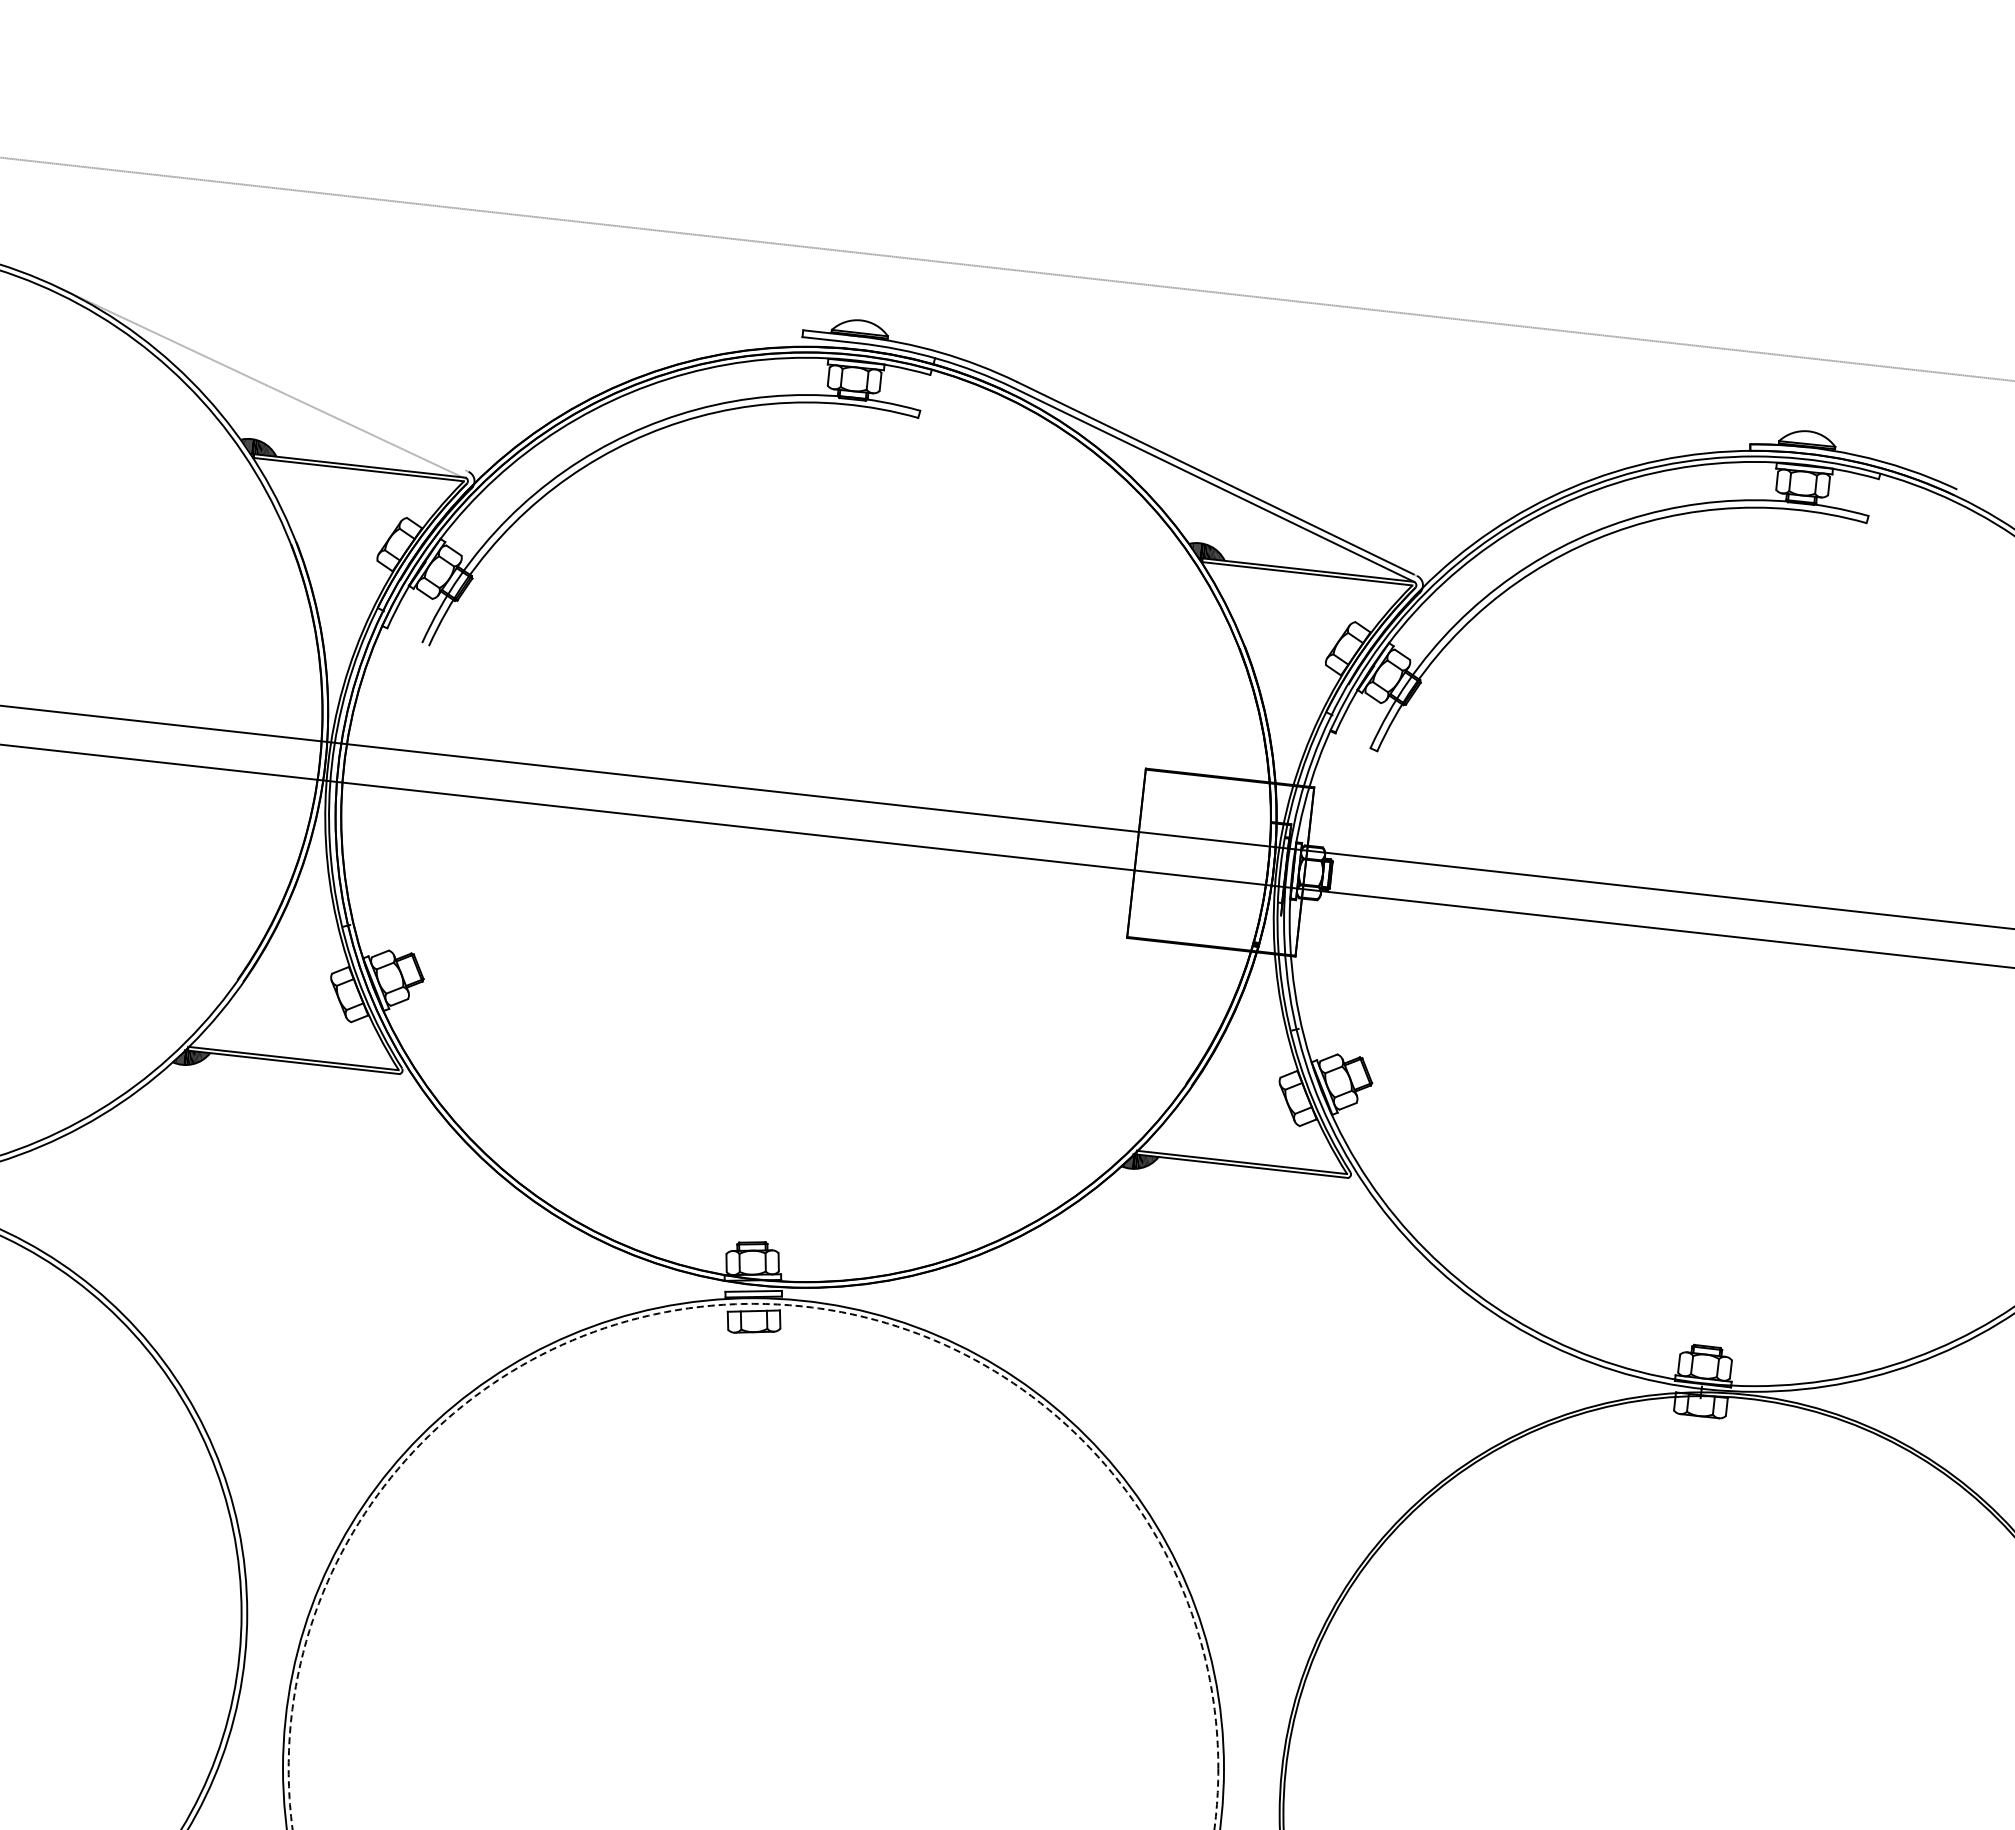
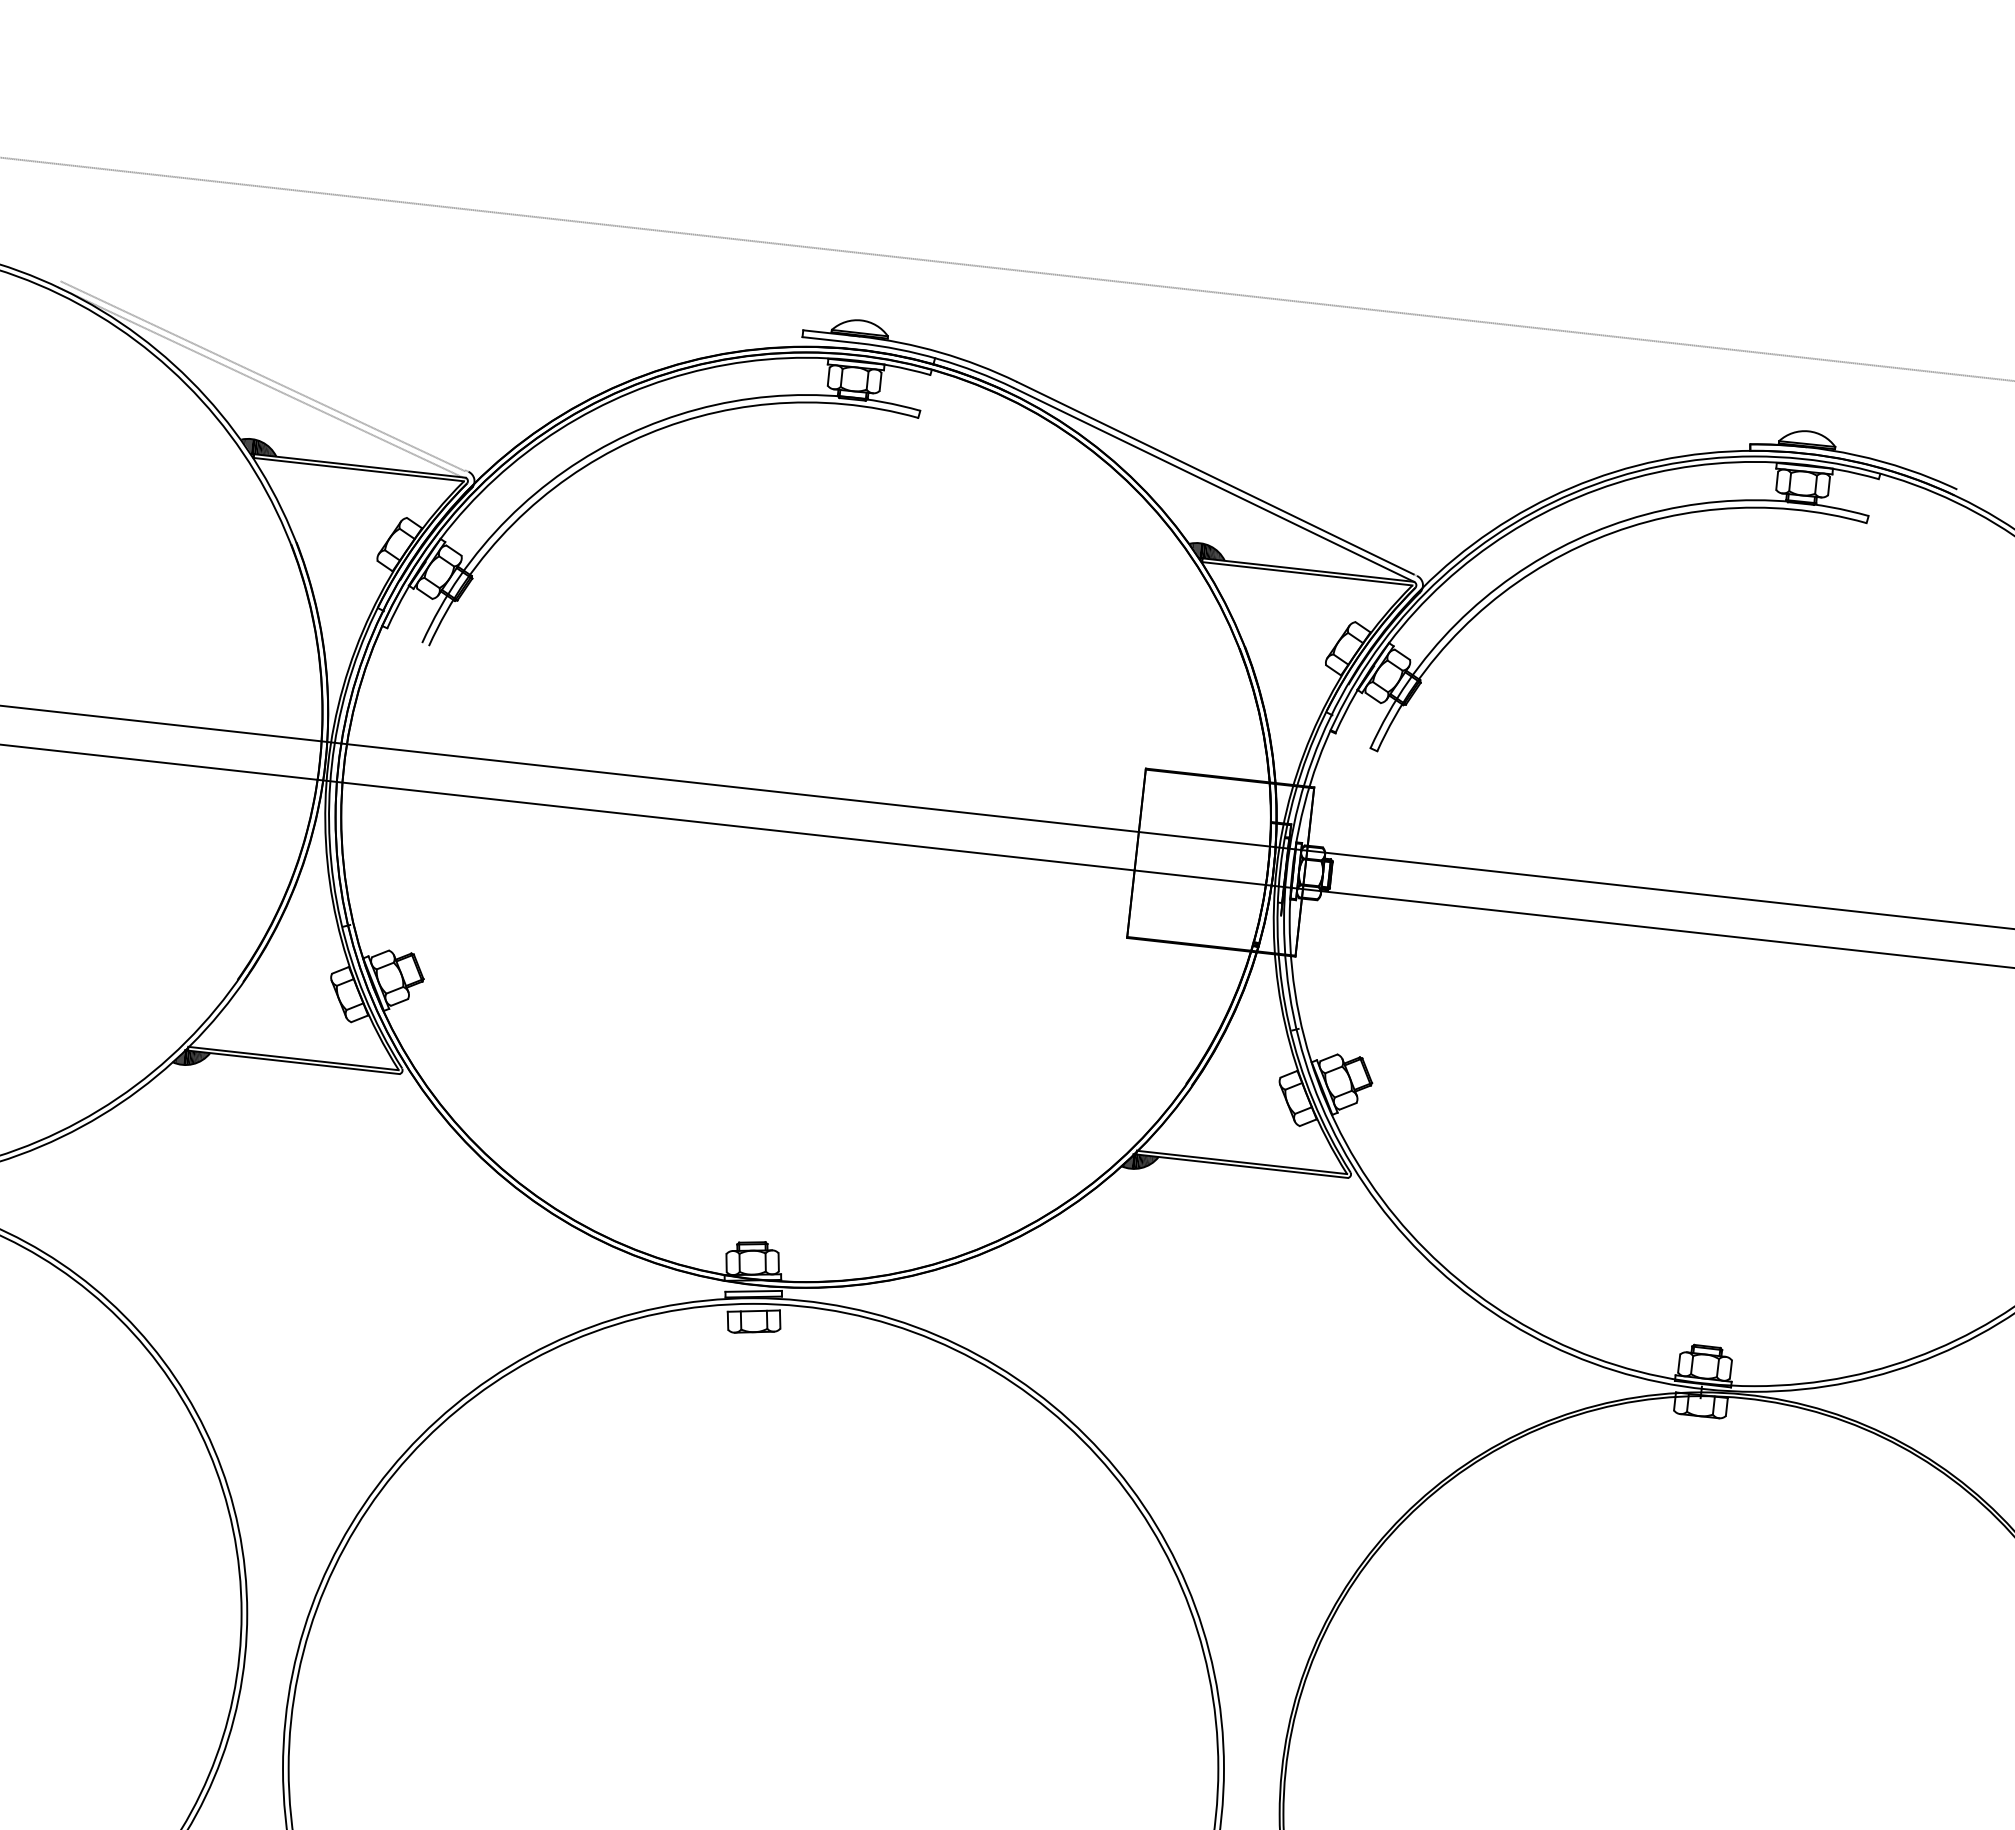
line: none -> present (262, 376)
circle: dashed -> solid (753, 1566)
